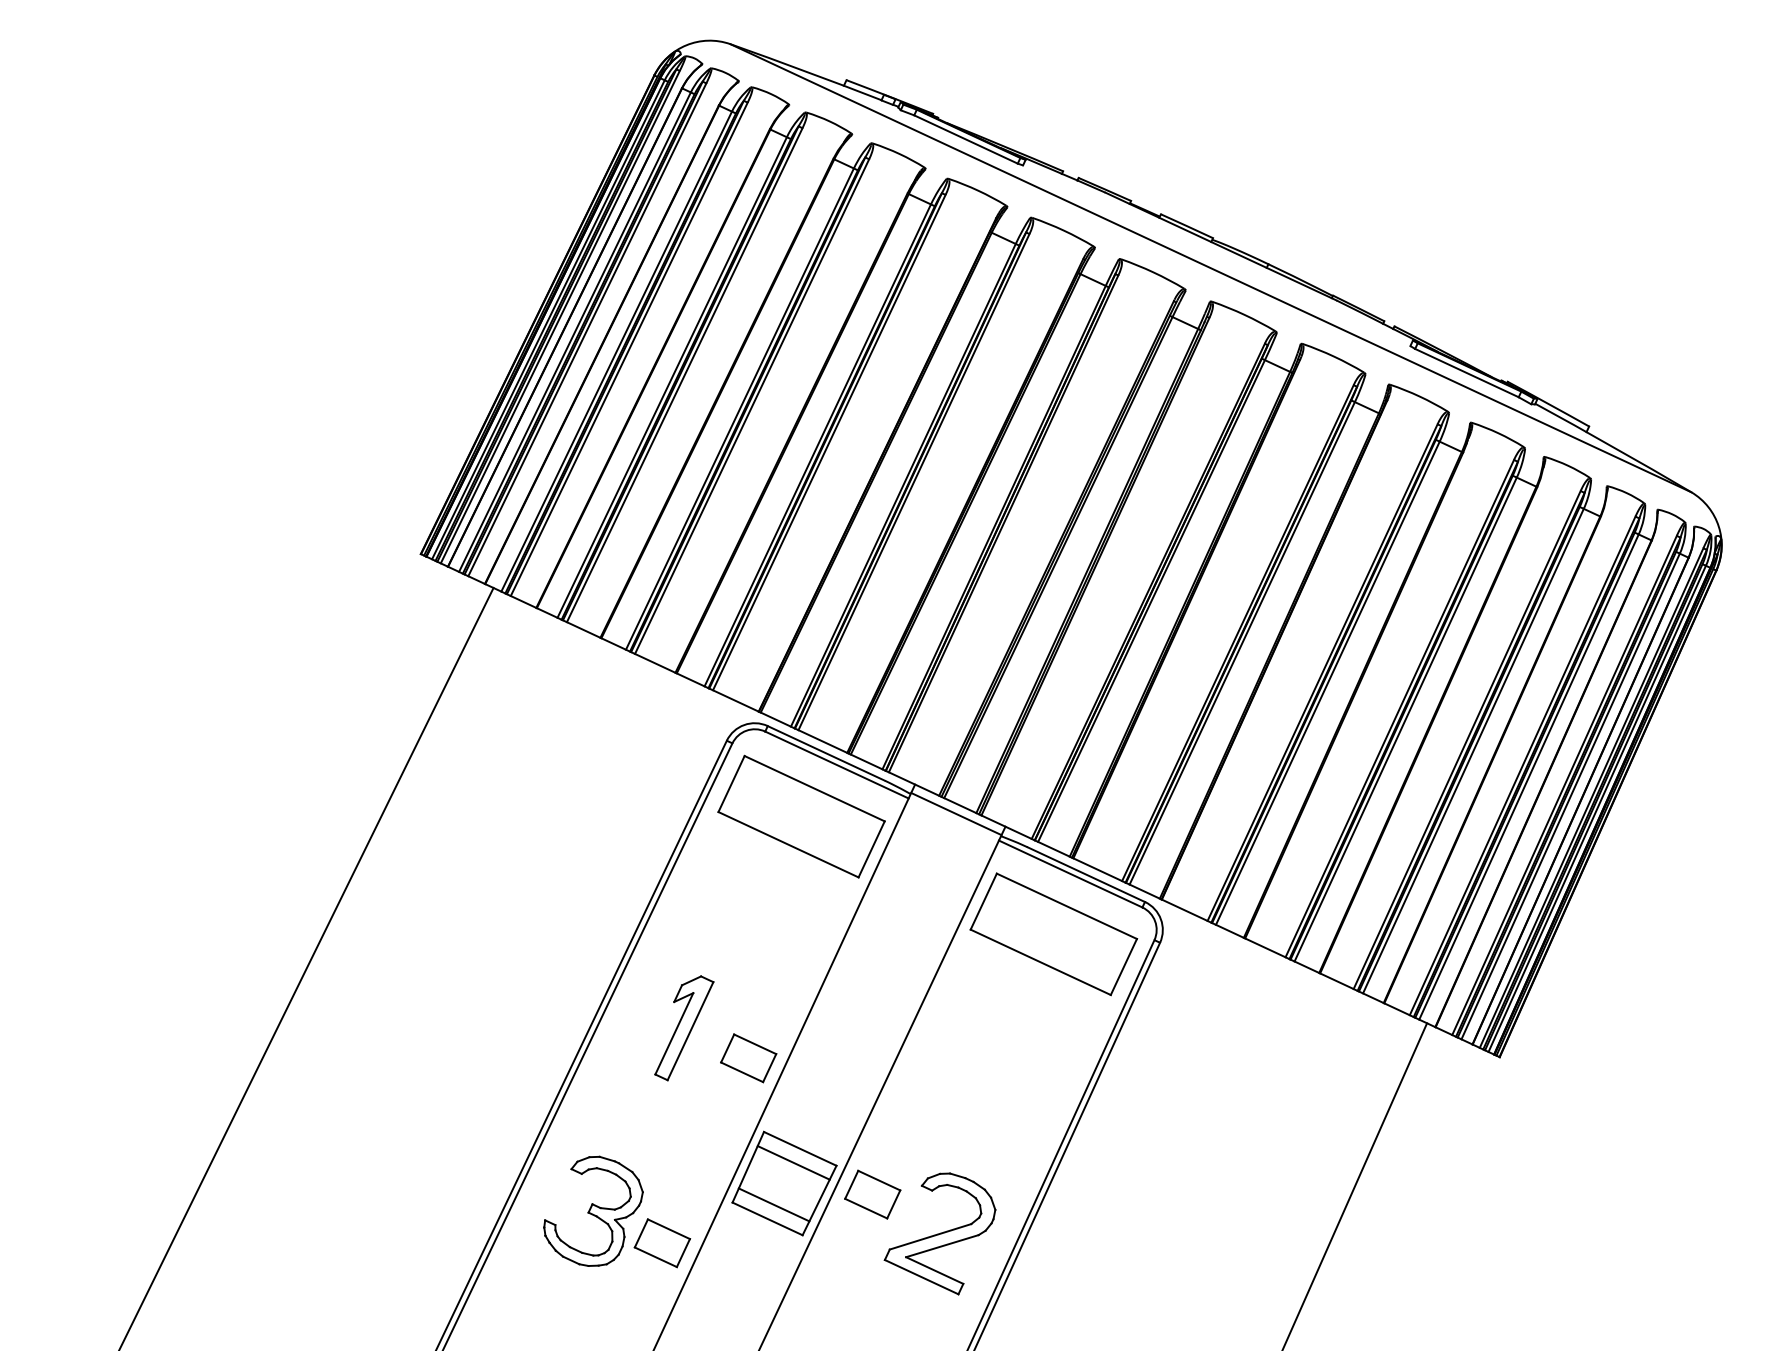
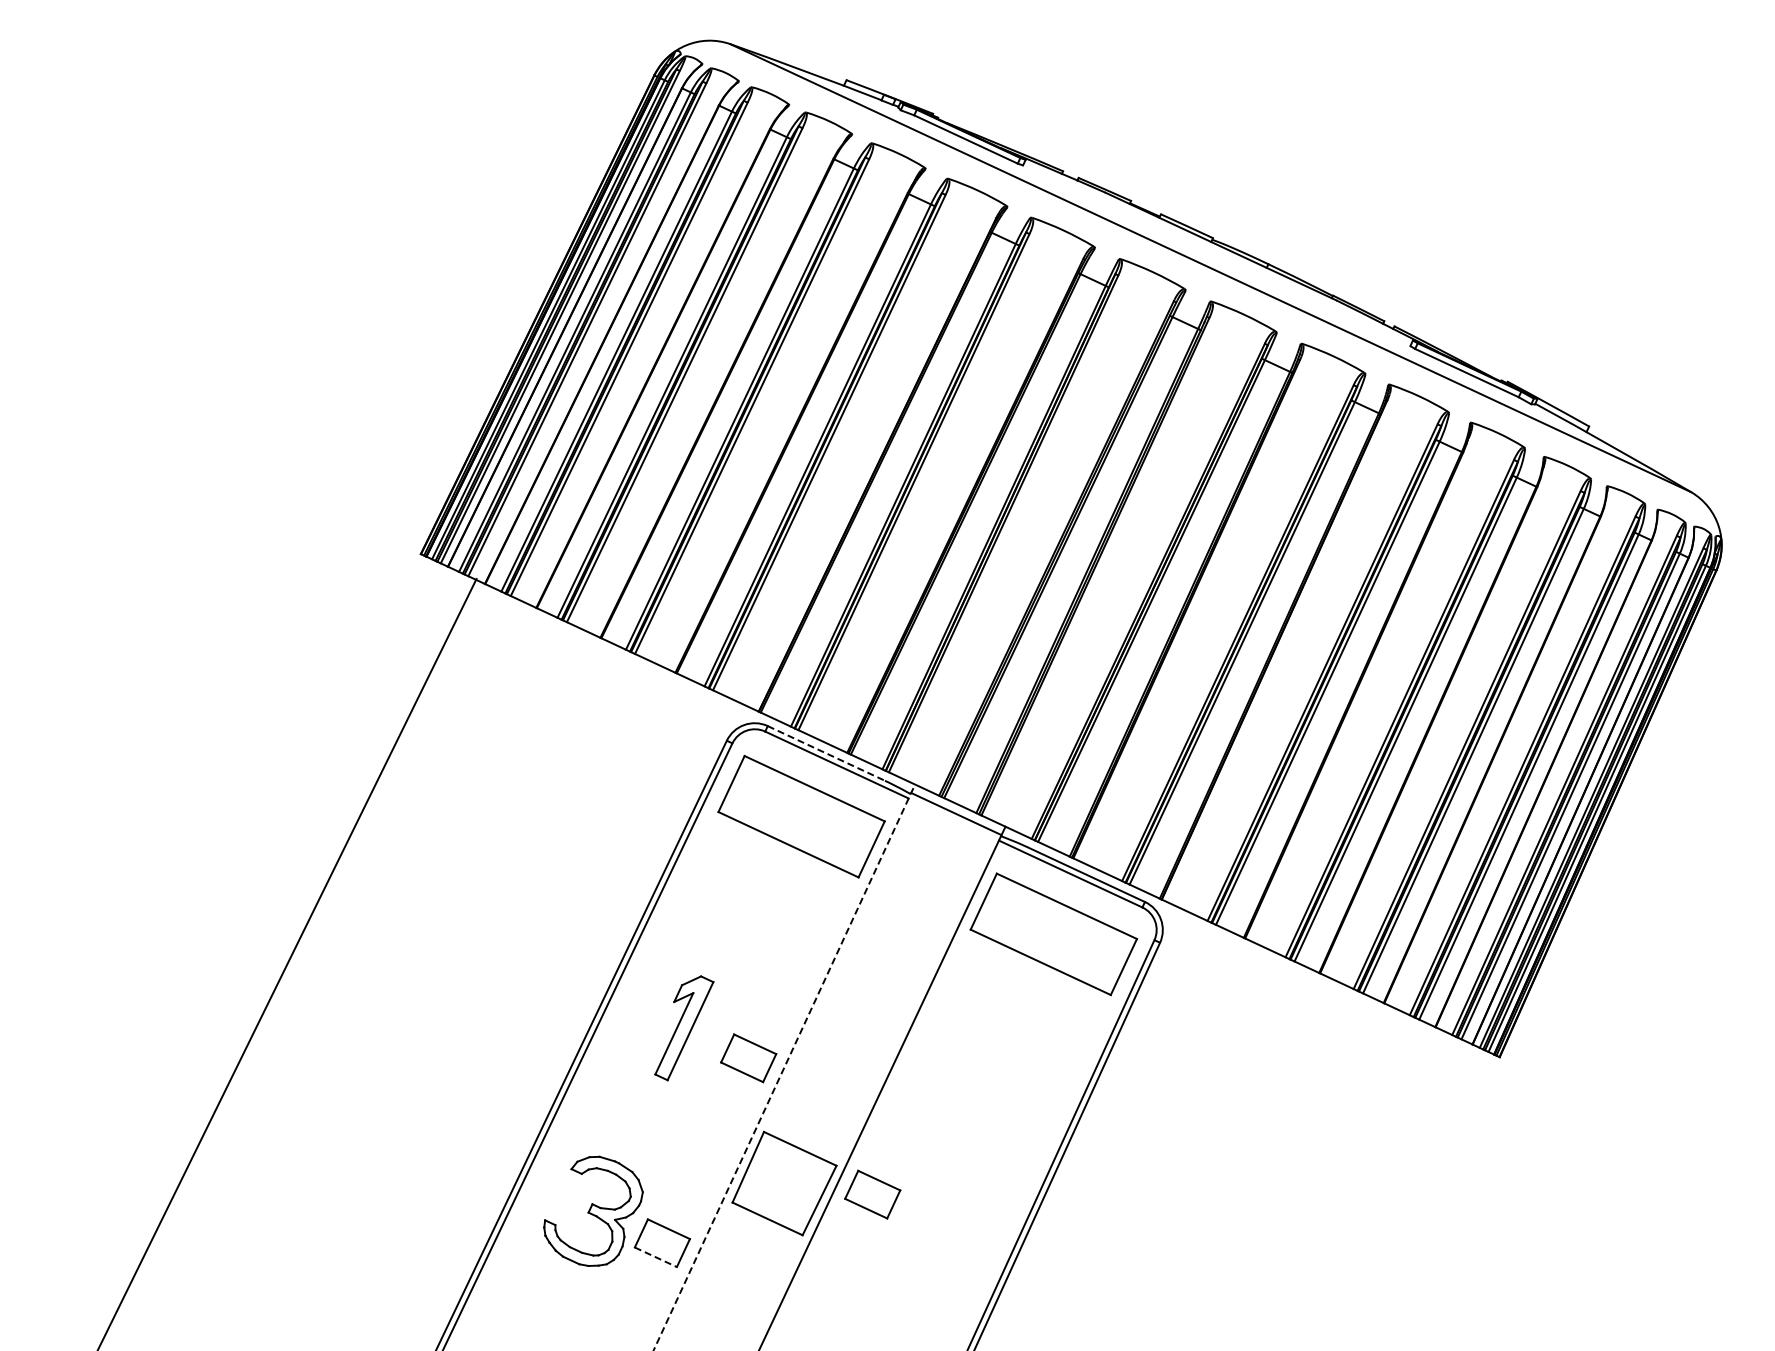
line: solid -> dashed (826, 753)
line position: (306, 967) -> (287, 962) (287, 962)
line: solid -> dashed (784, 1066)
line: present -> none (793, 1162)
line: present -> none (1355, 1185)
line: present -> none (773, 1204)
part: present -> none (939, 1233)
line: solid -> dashed (656, 1257)
